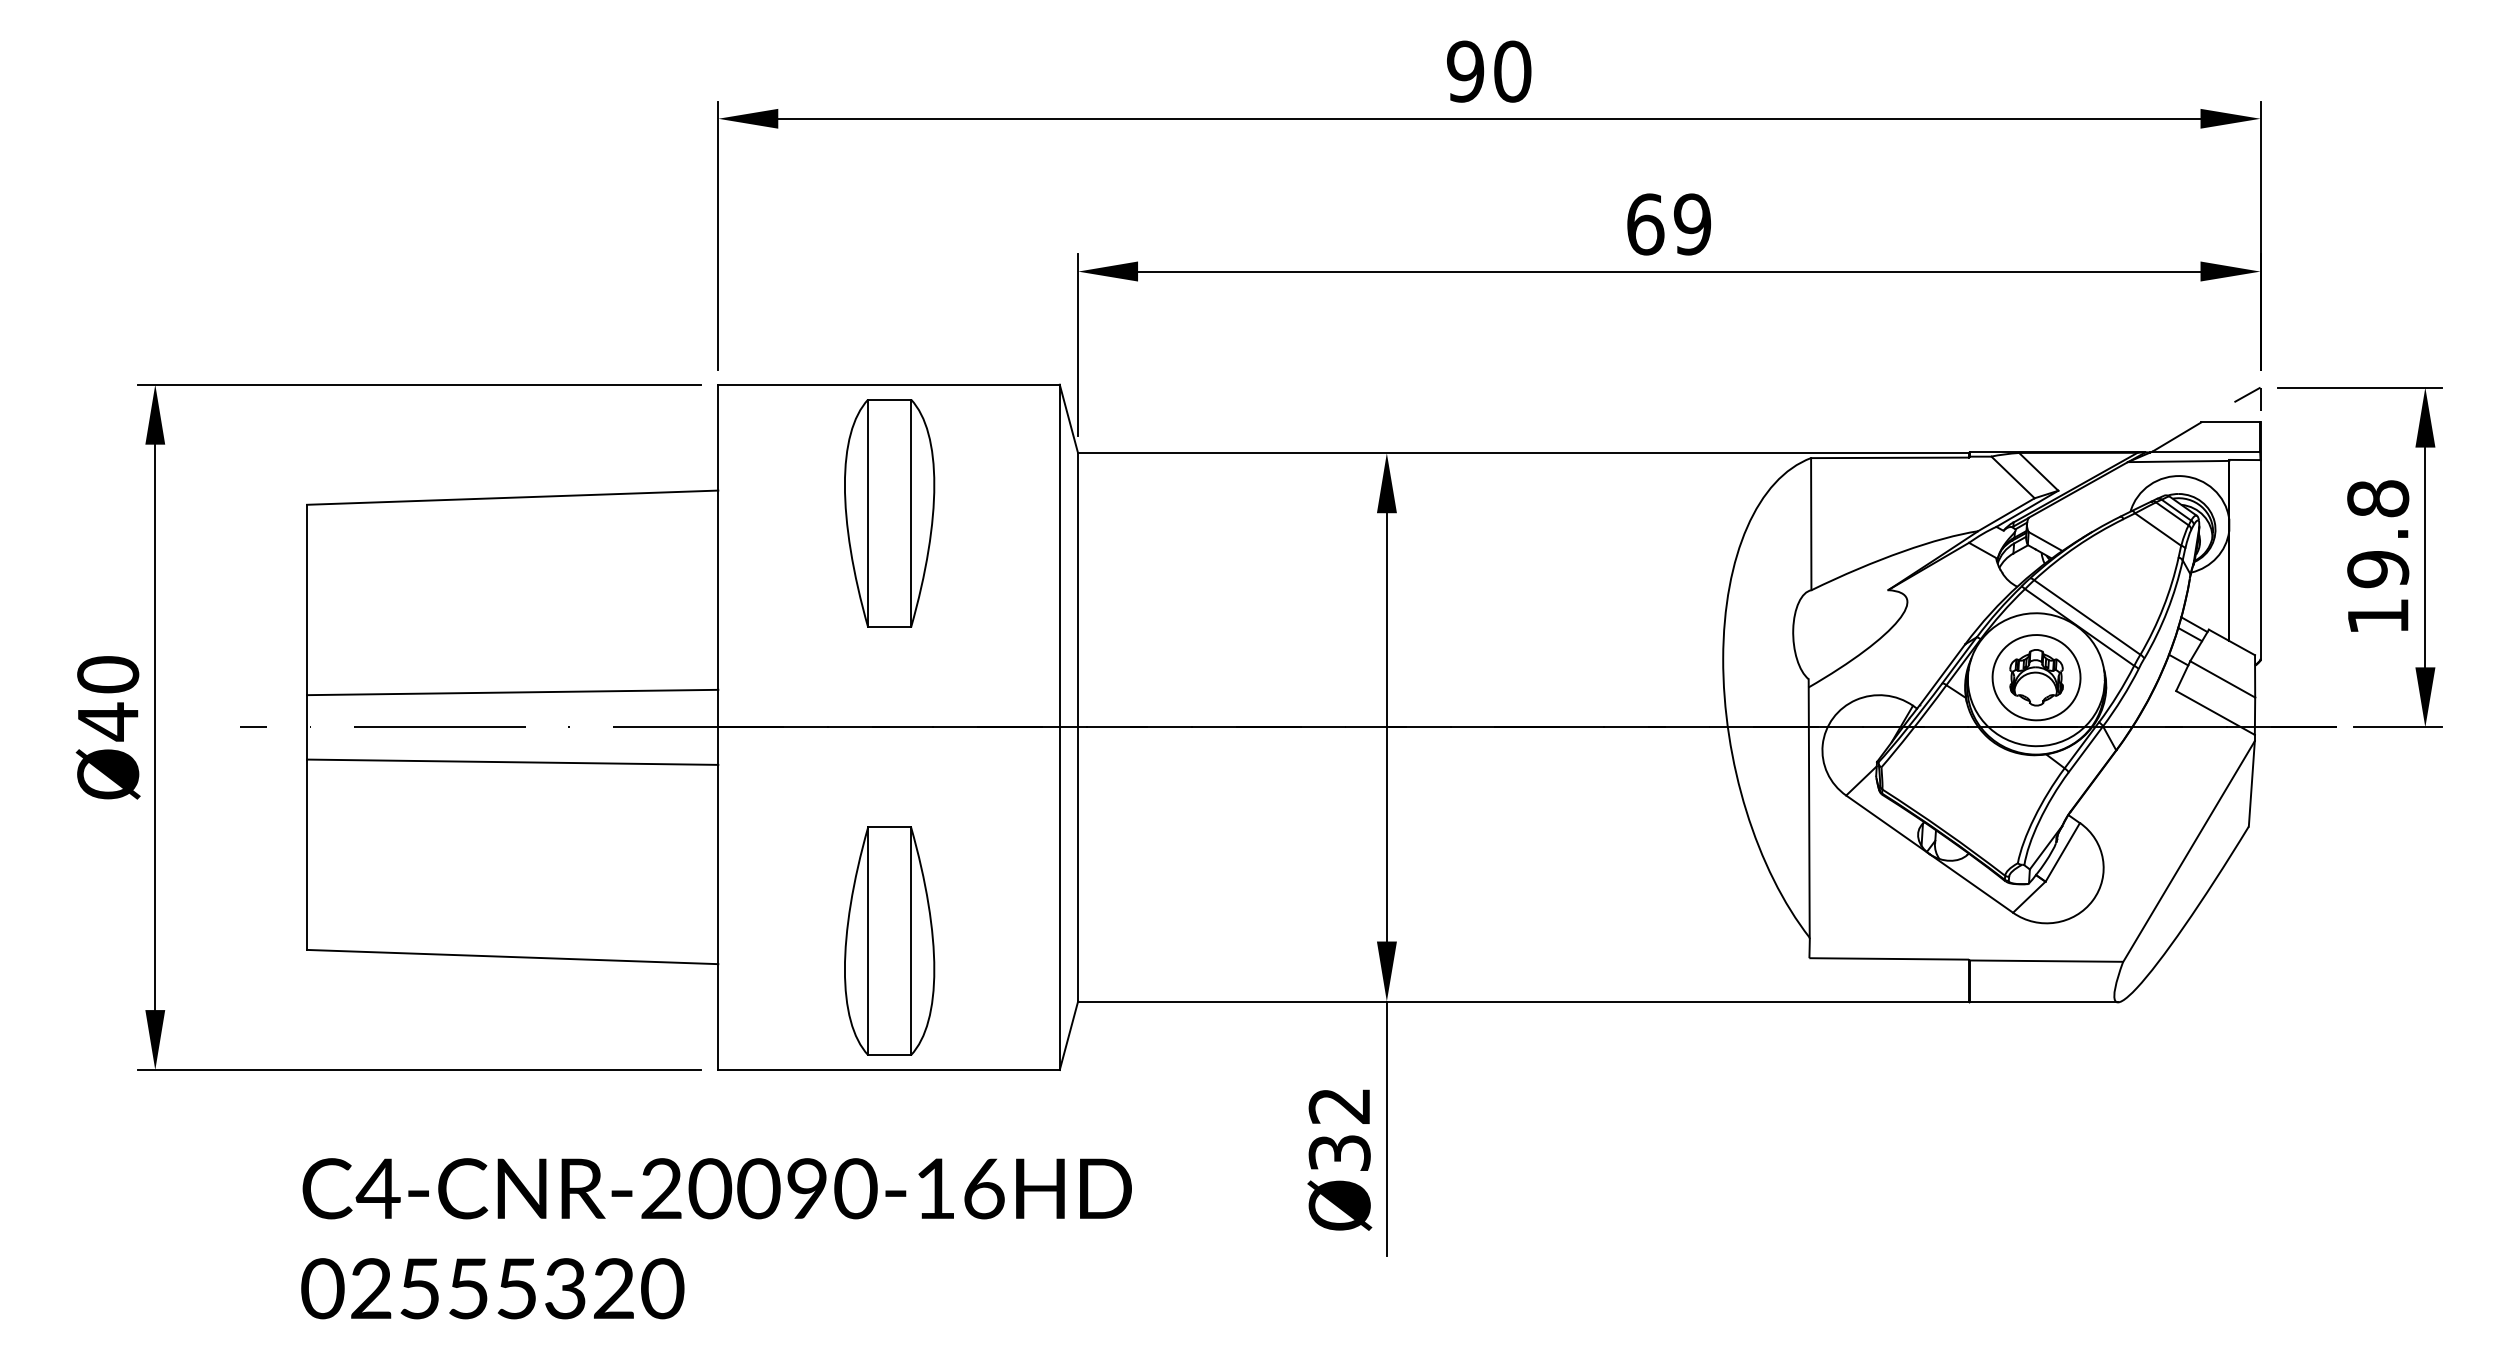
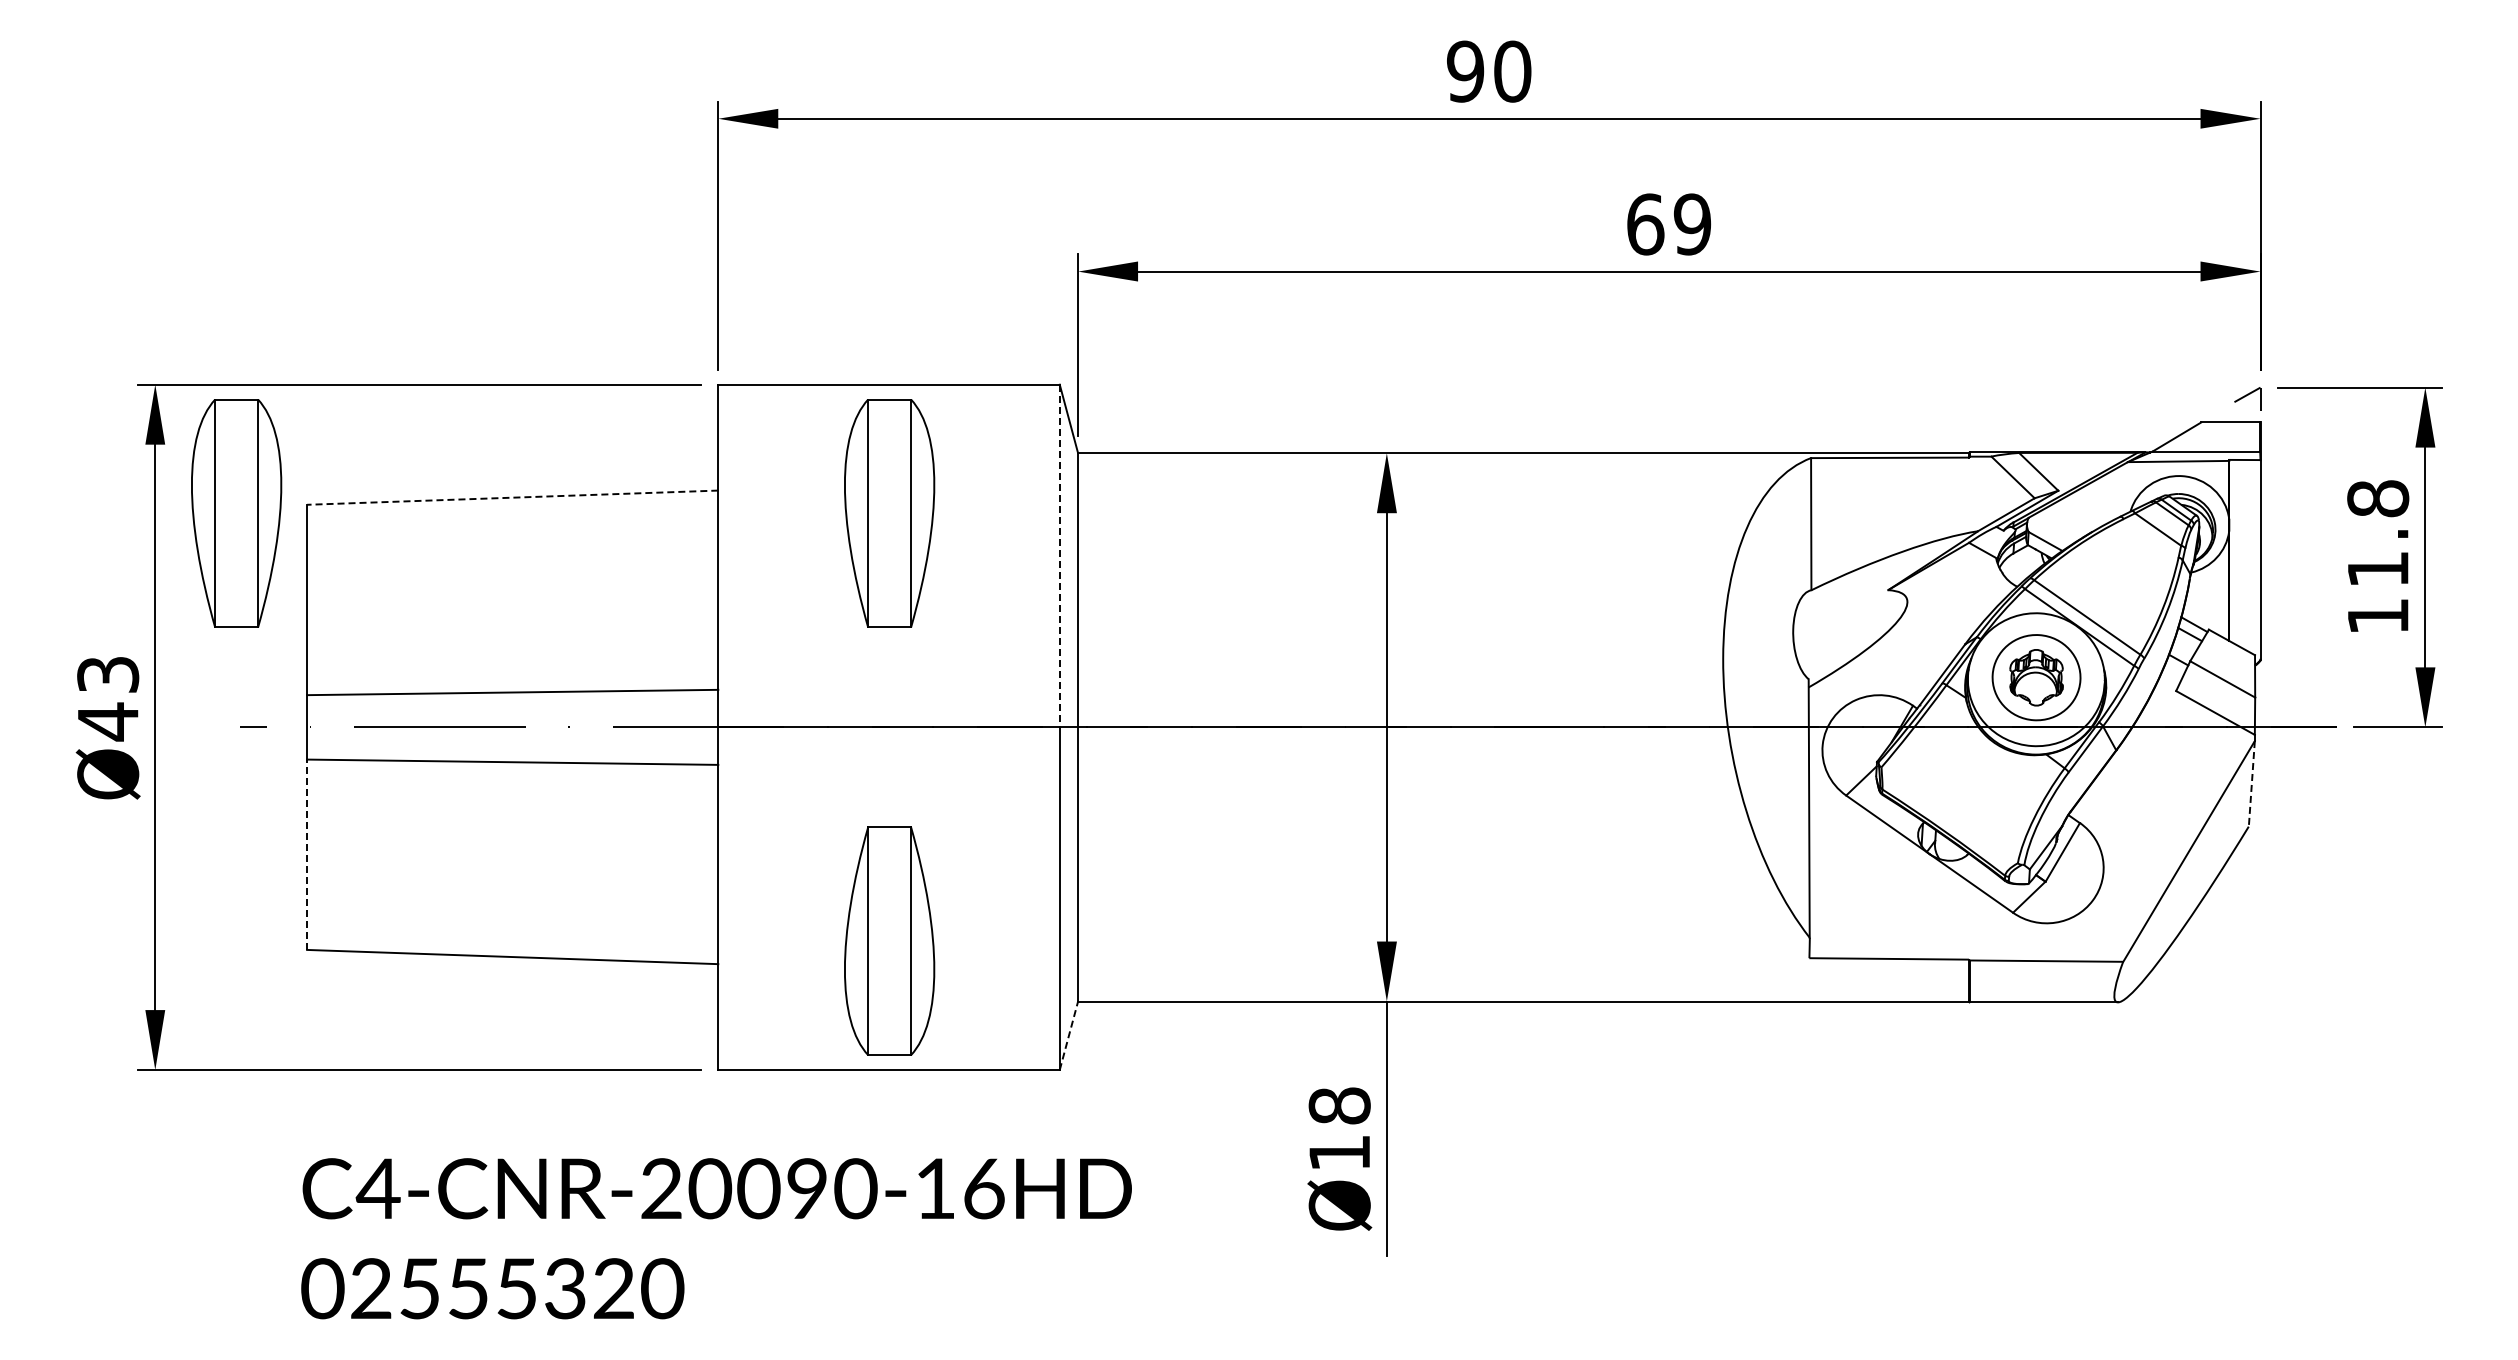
line: solid -> dashed (512, 497)
part: none -> present (236, 513)
line: solid -> dashed (1059, 556)
text: 19.8 -> 11.8 (2378, 569)
text: Ø40 -> Ø43 (108, 674)
line: solid -> dashed (2251, 783)
line: solid -> dashed (307, 854)
line: solid -> dashed (1069, 1035)
text: Ø32 -> Ø18 (1339, 1128)
